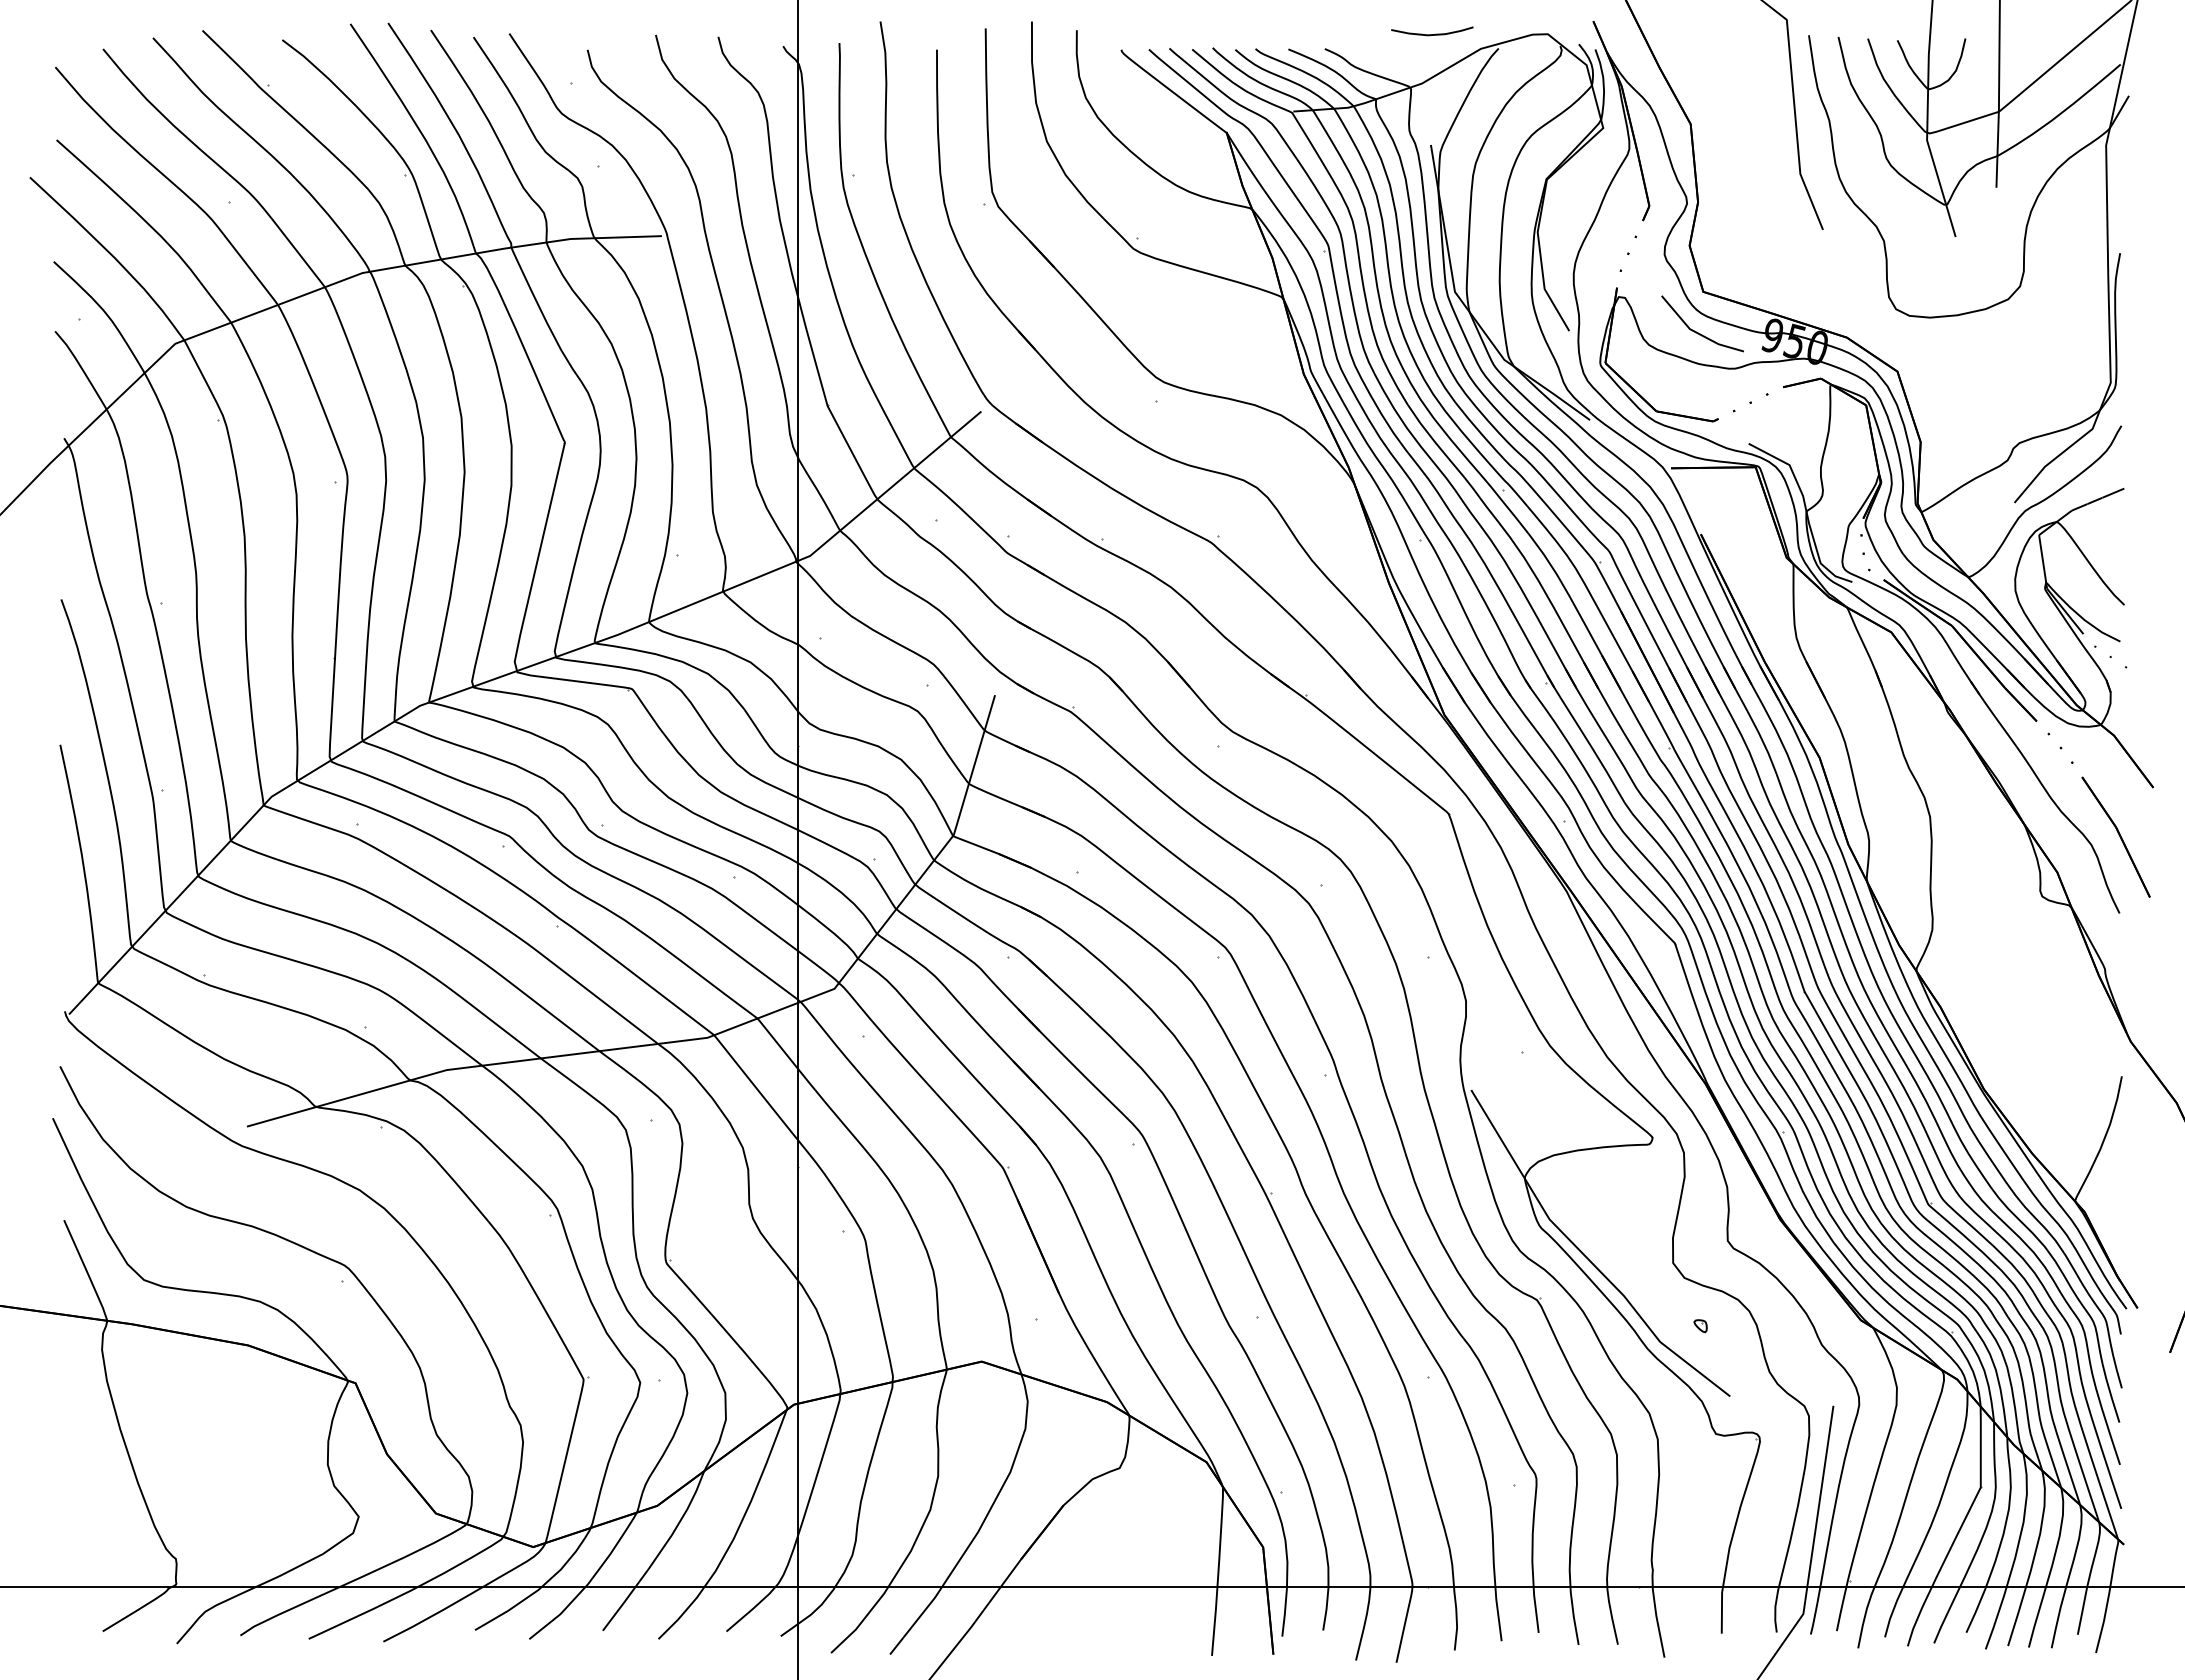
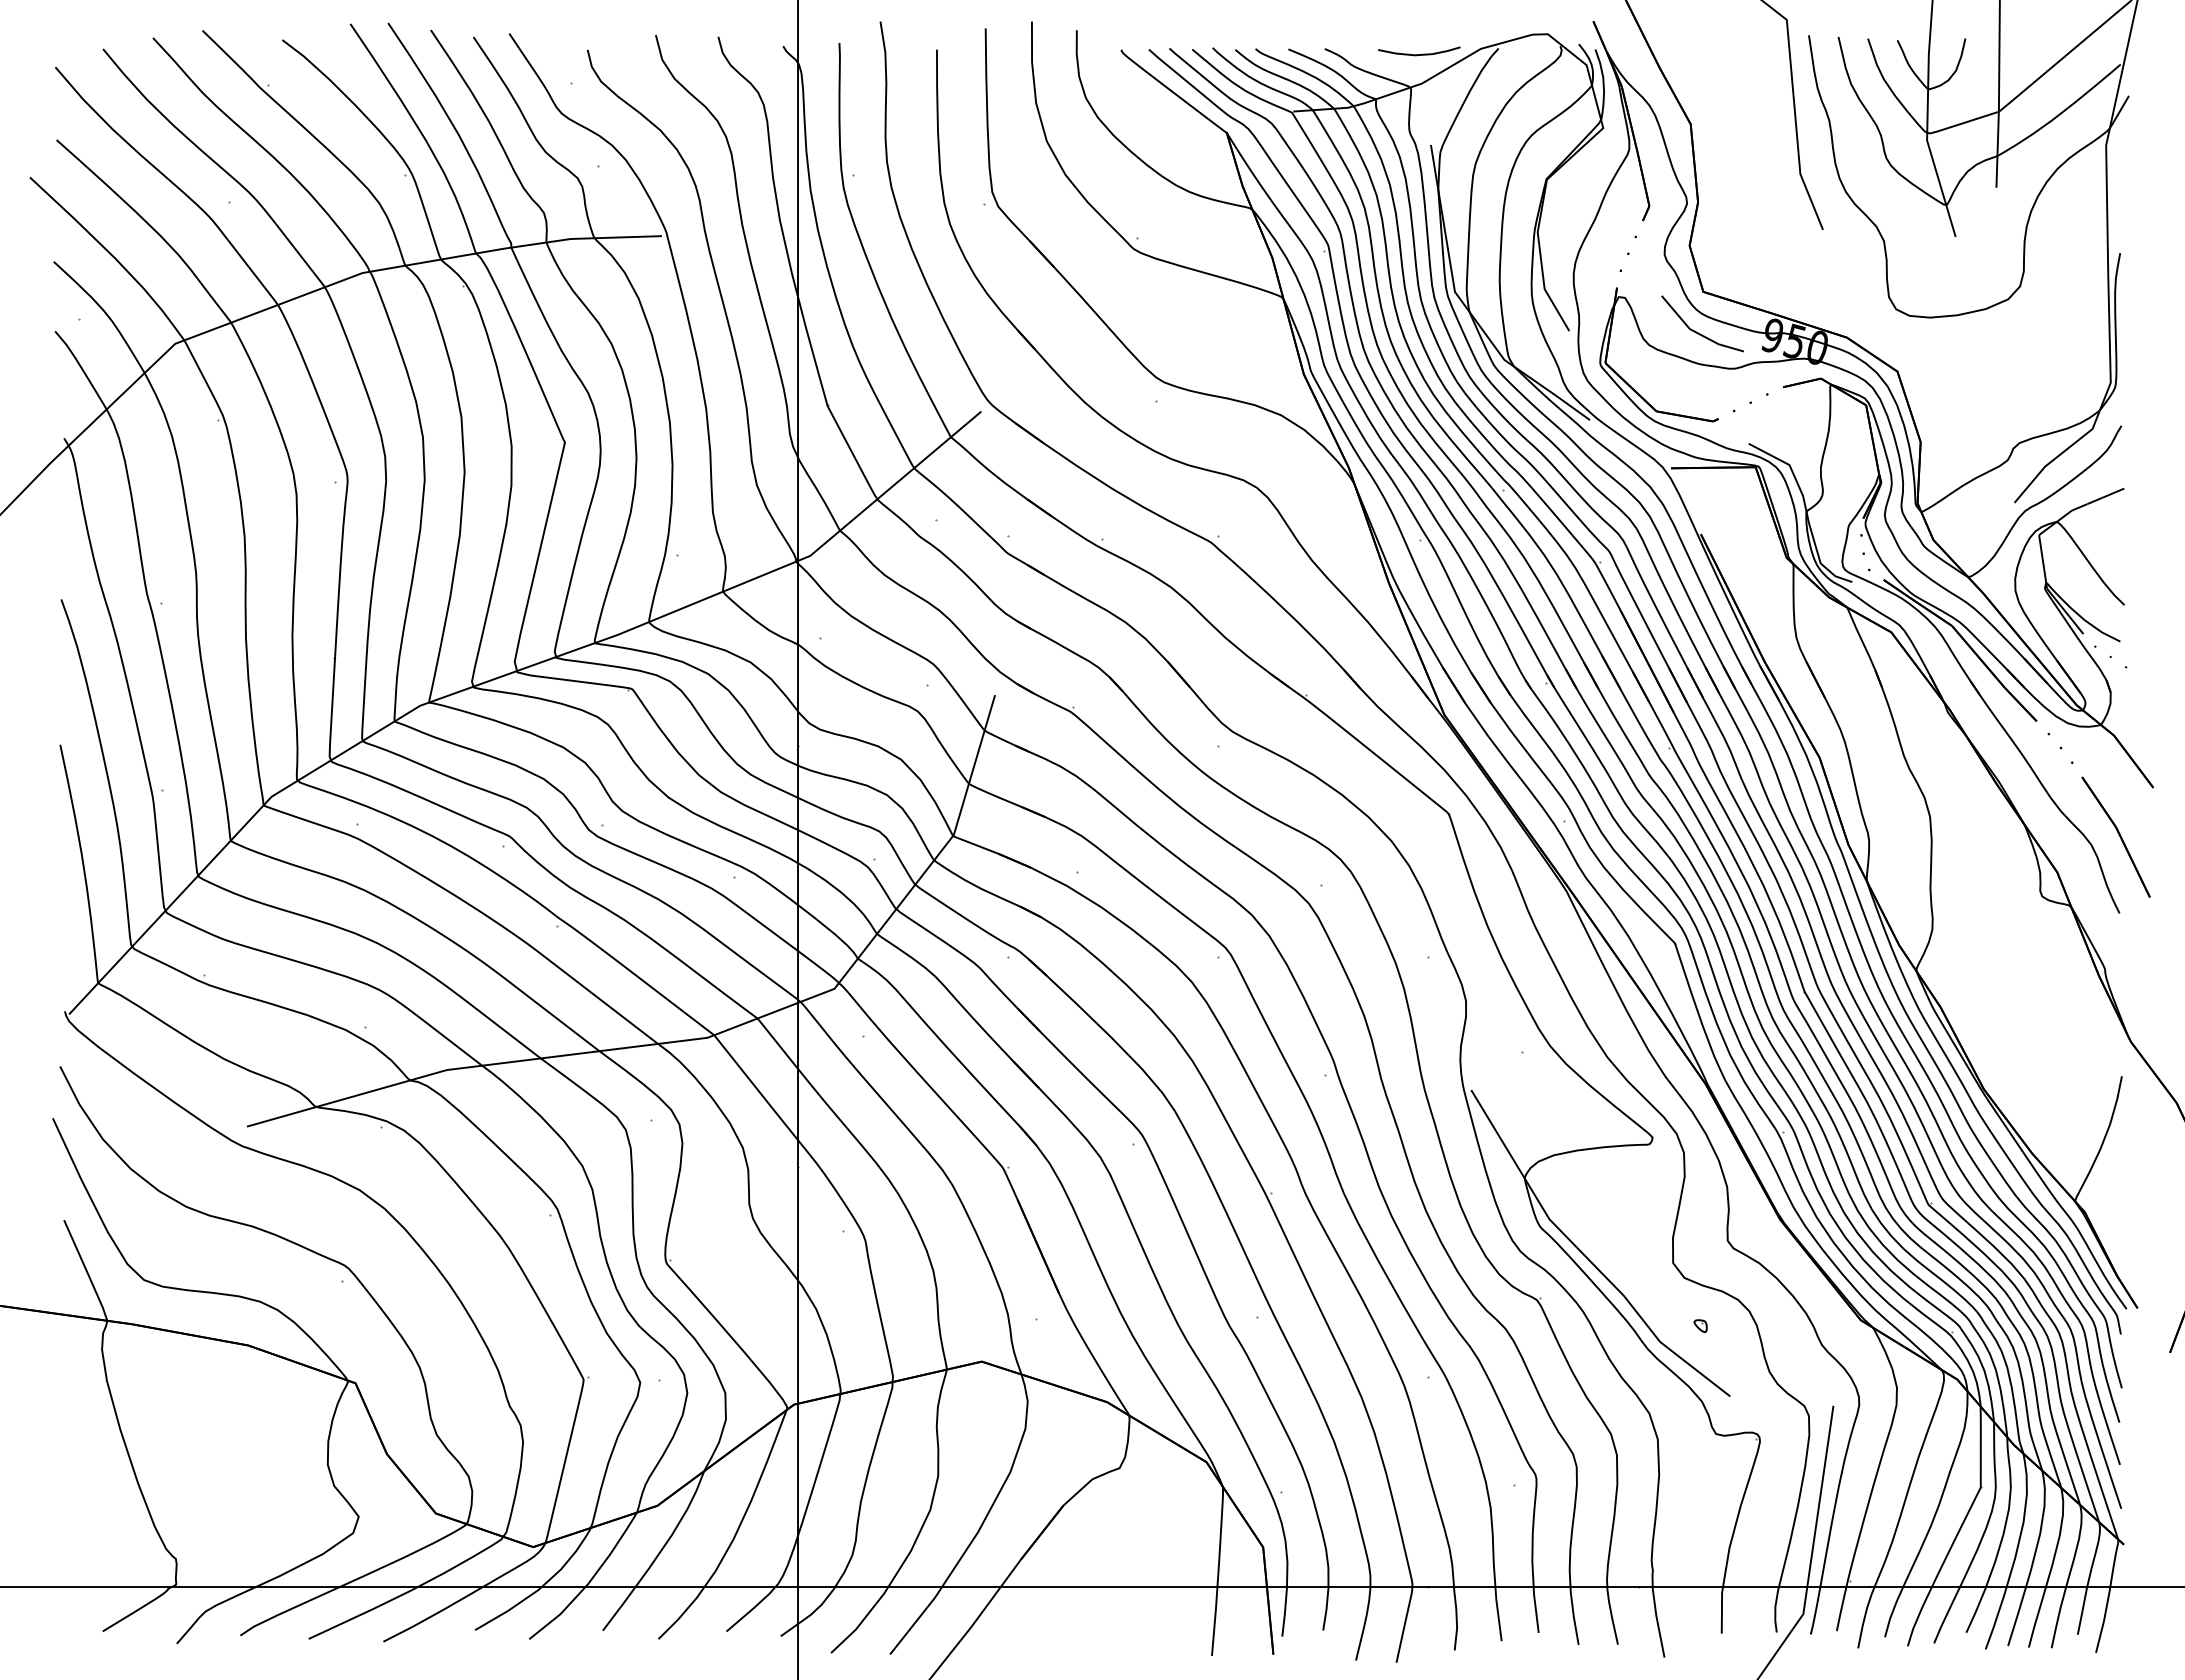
curve position: (1432, 34) -> (1419, 54) (1419, 54)
